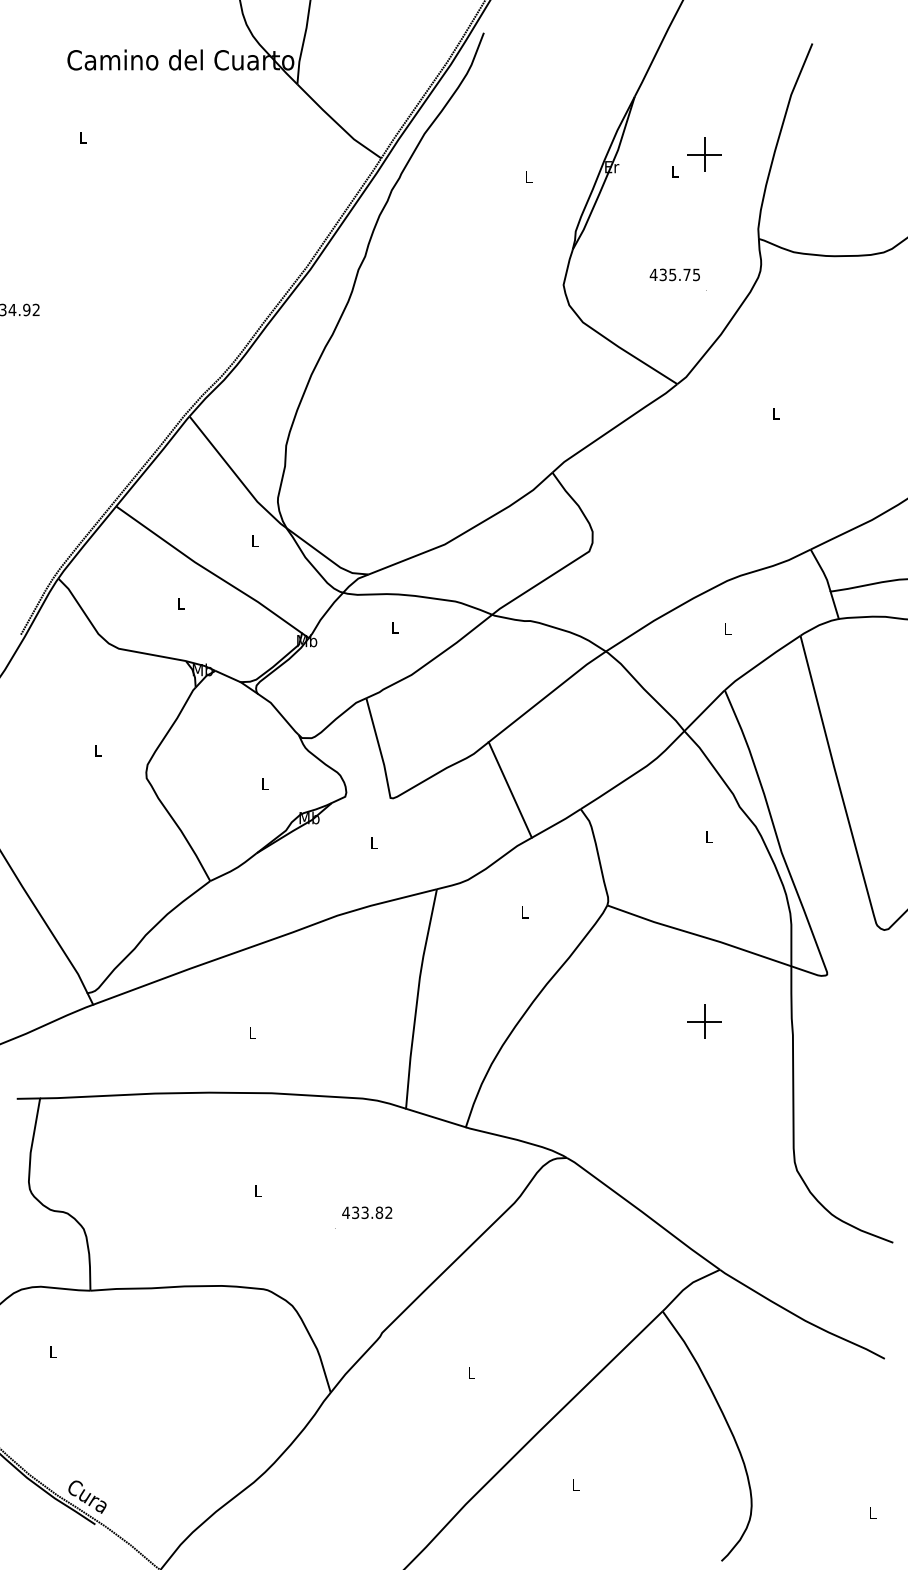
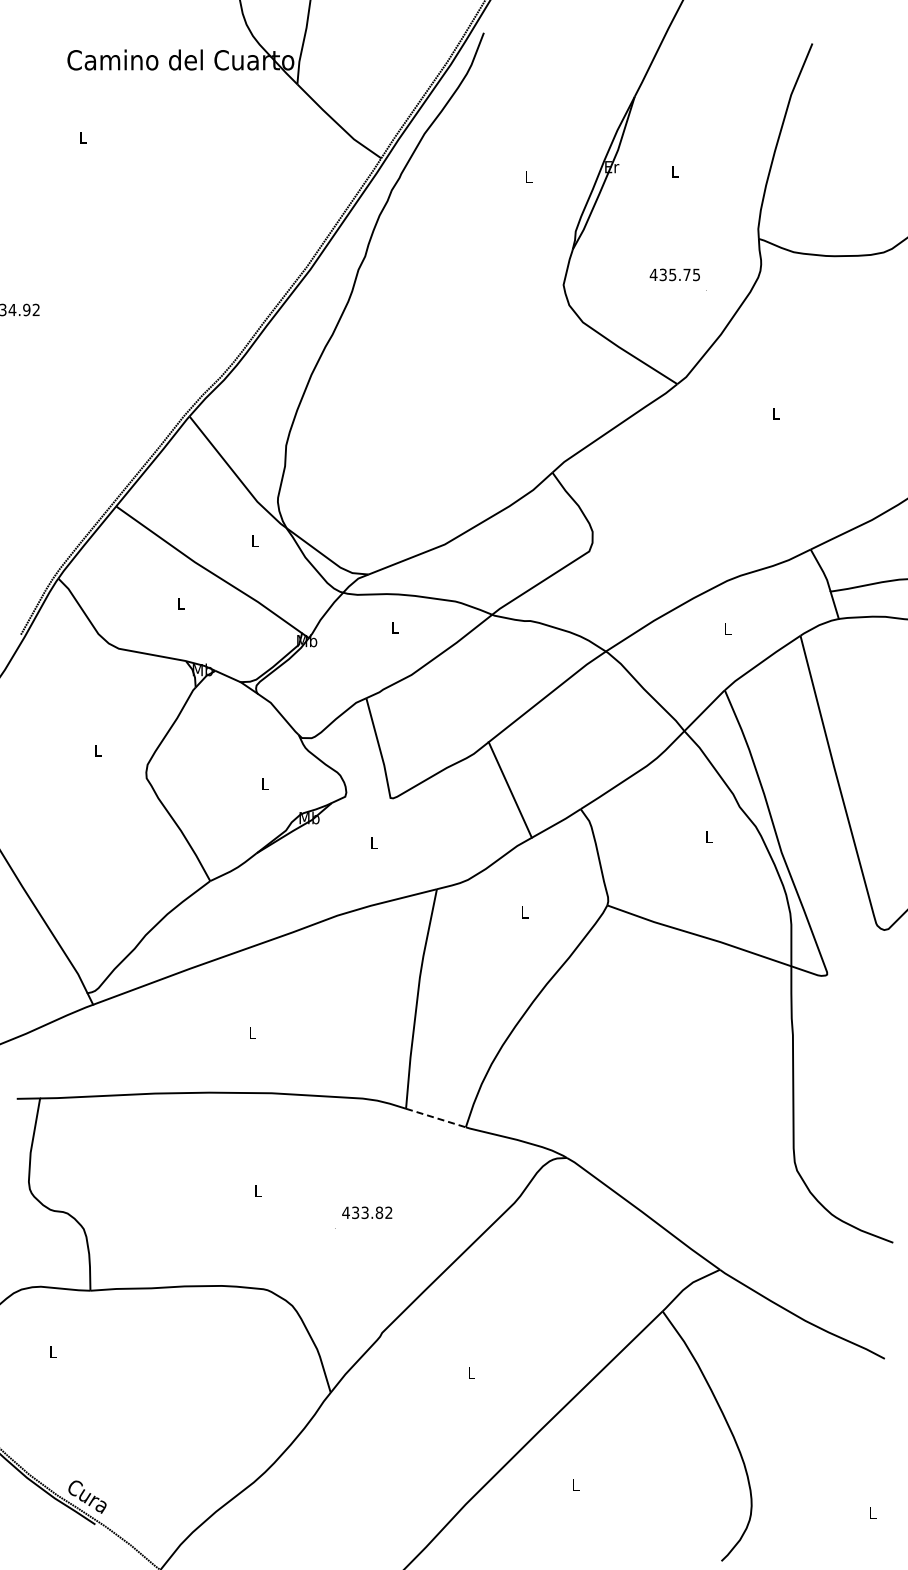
part: present -> none (704, 154)
part: present -> none (704, 1021)
line: solid -> dashed (436, 1118)
